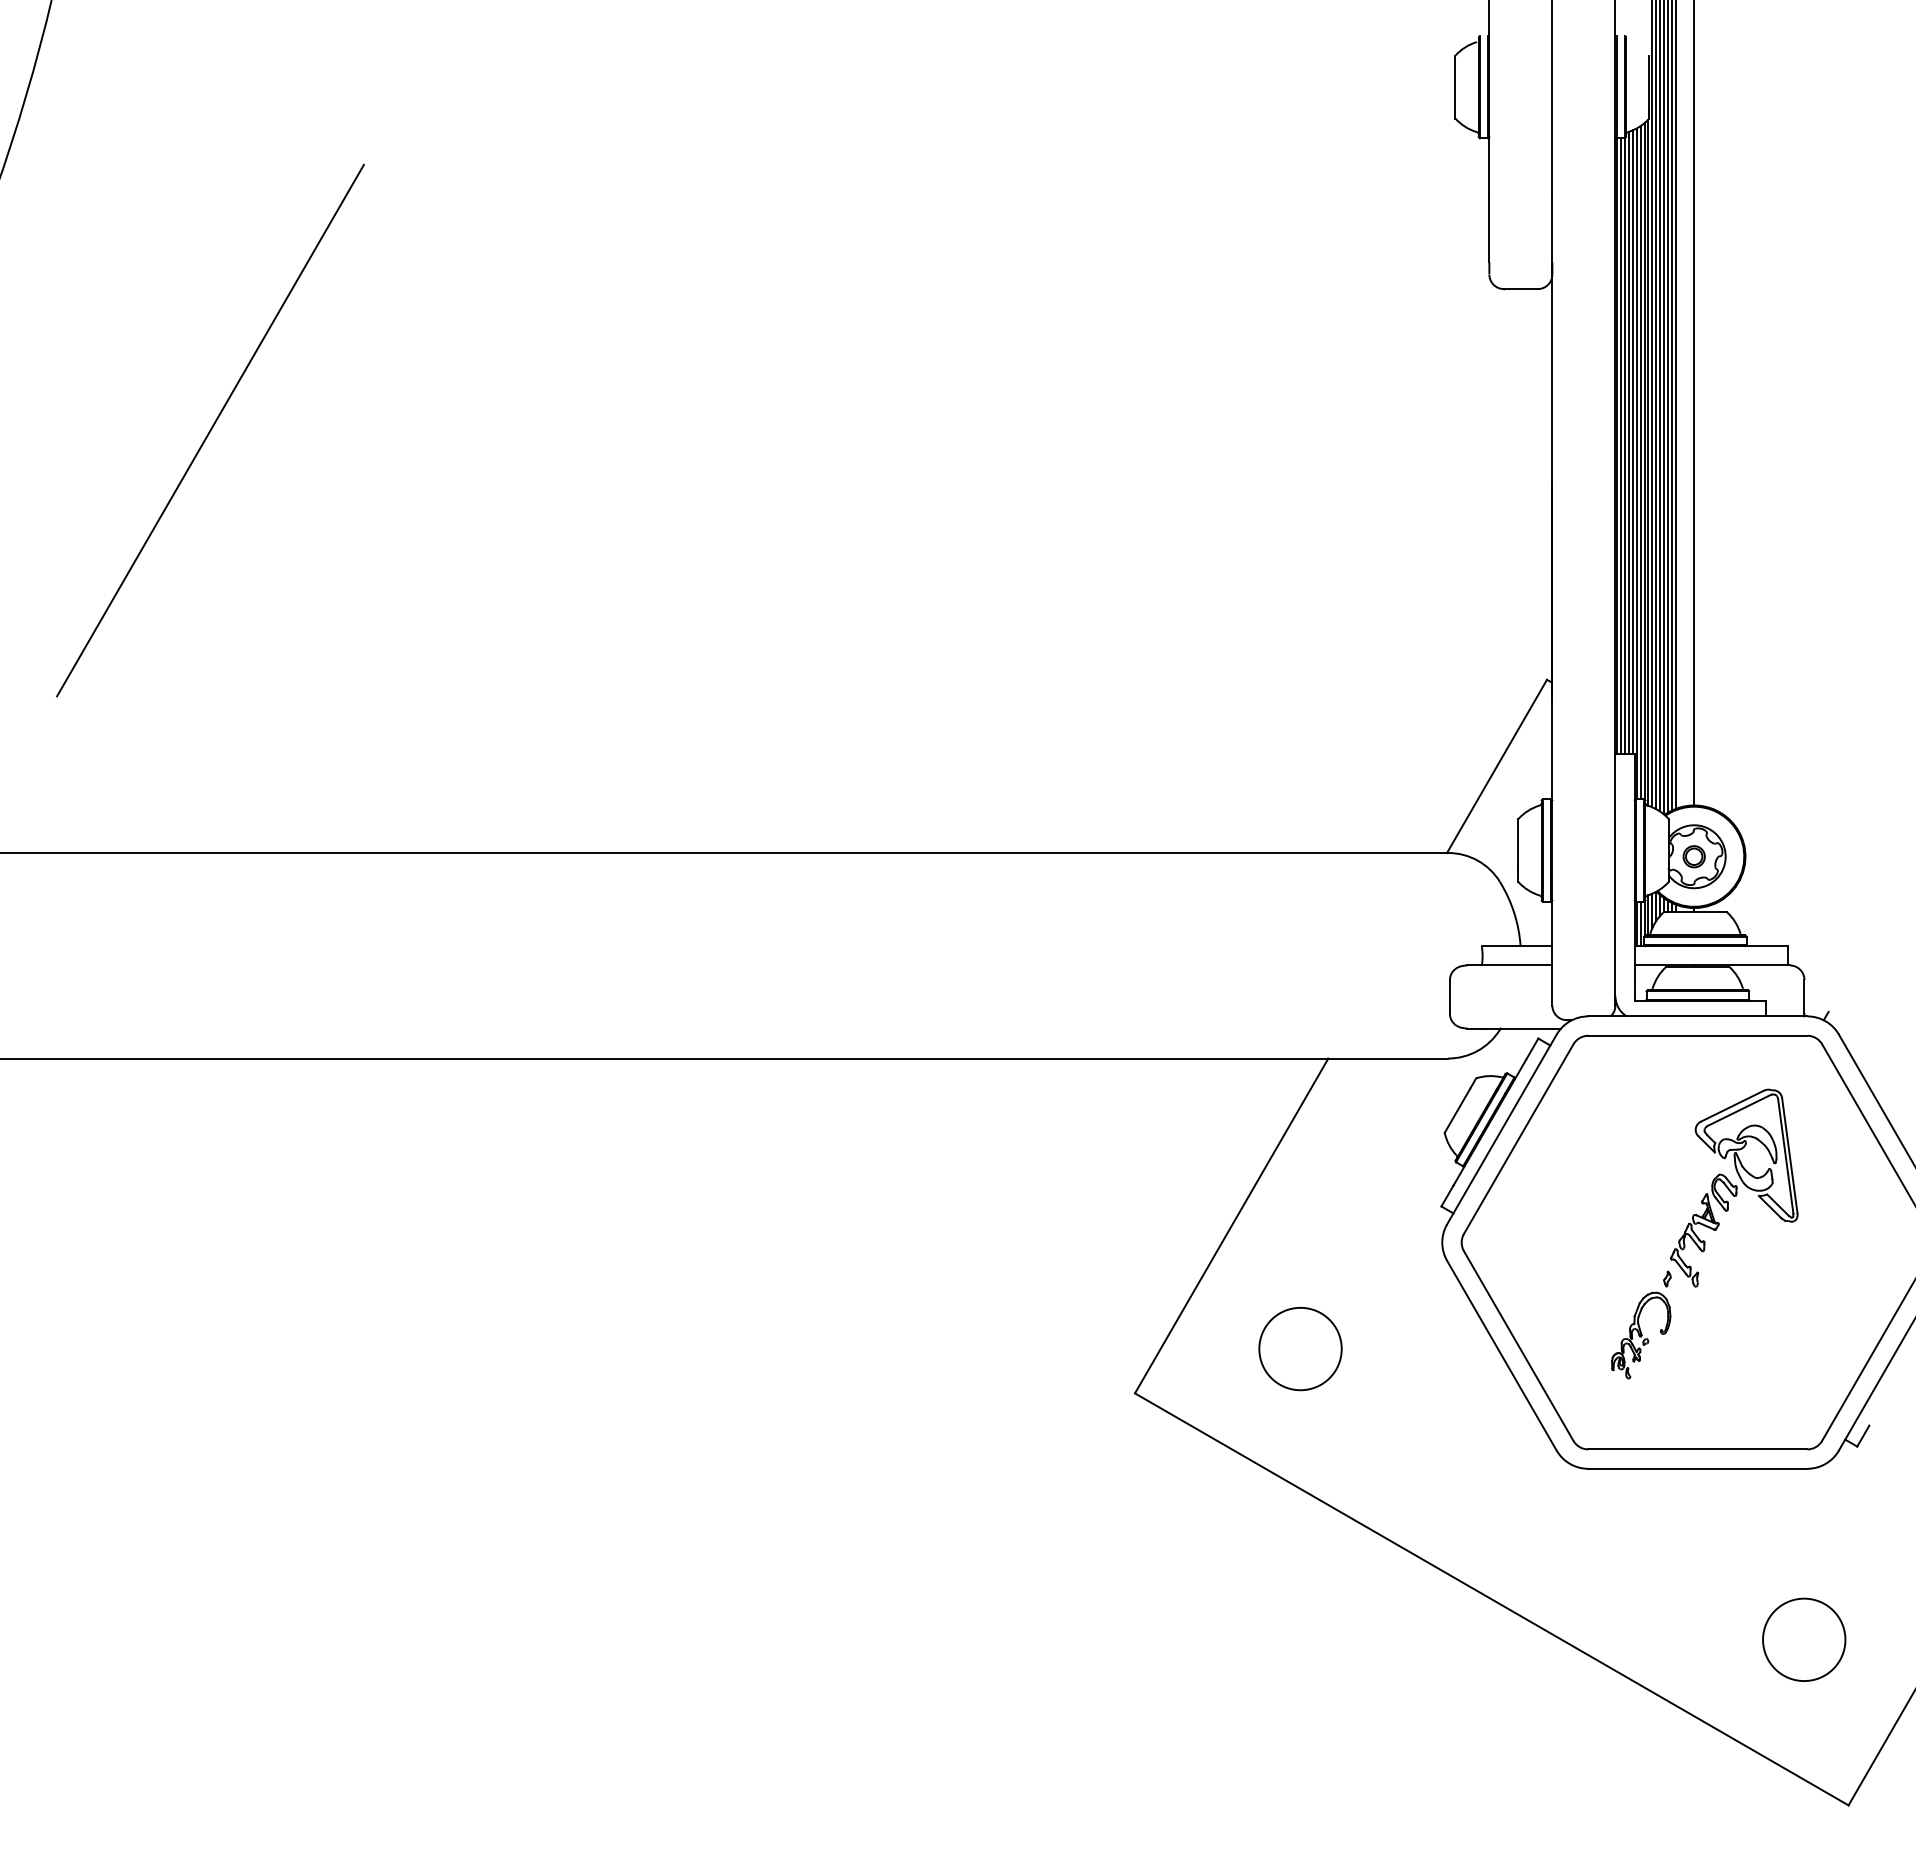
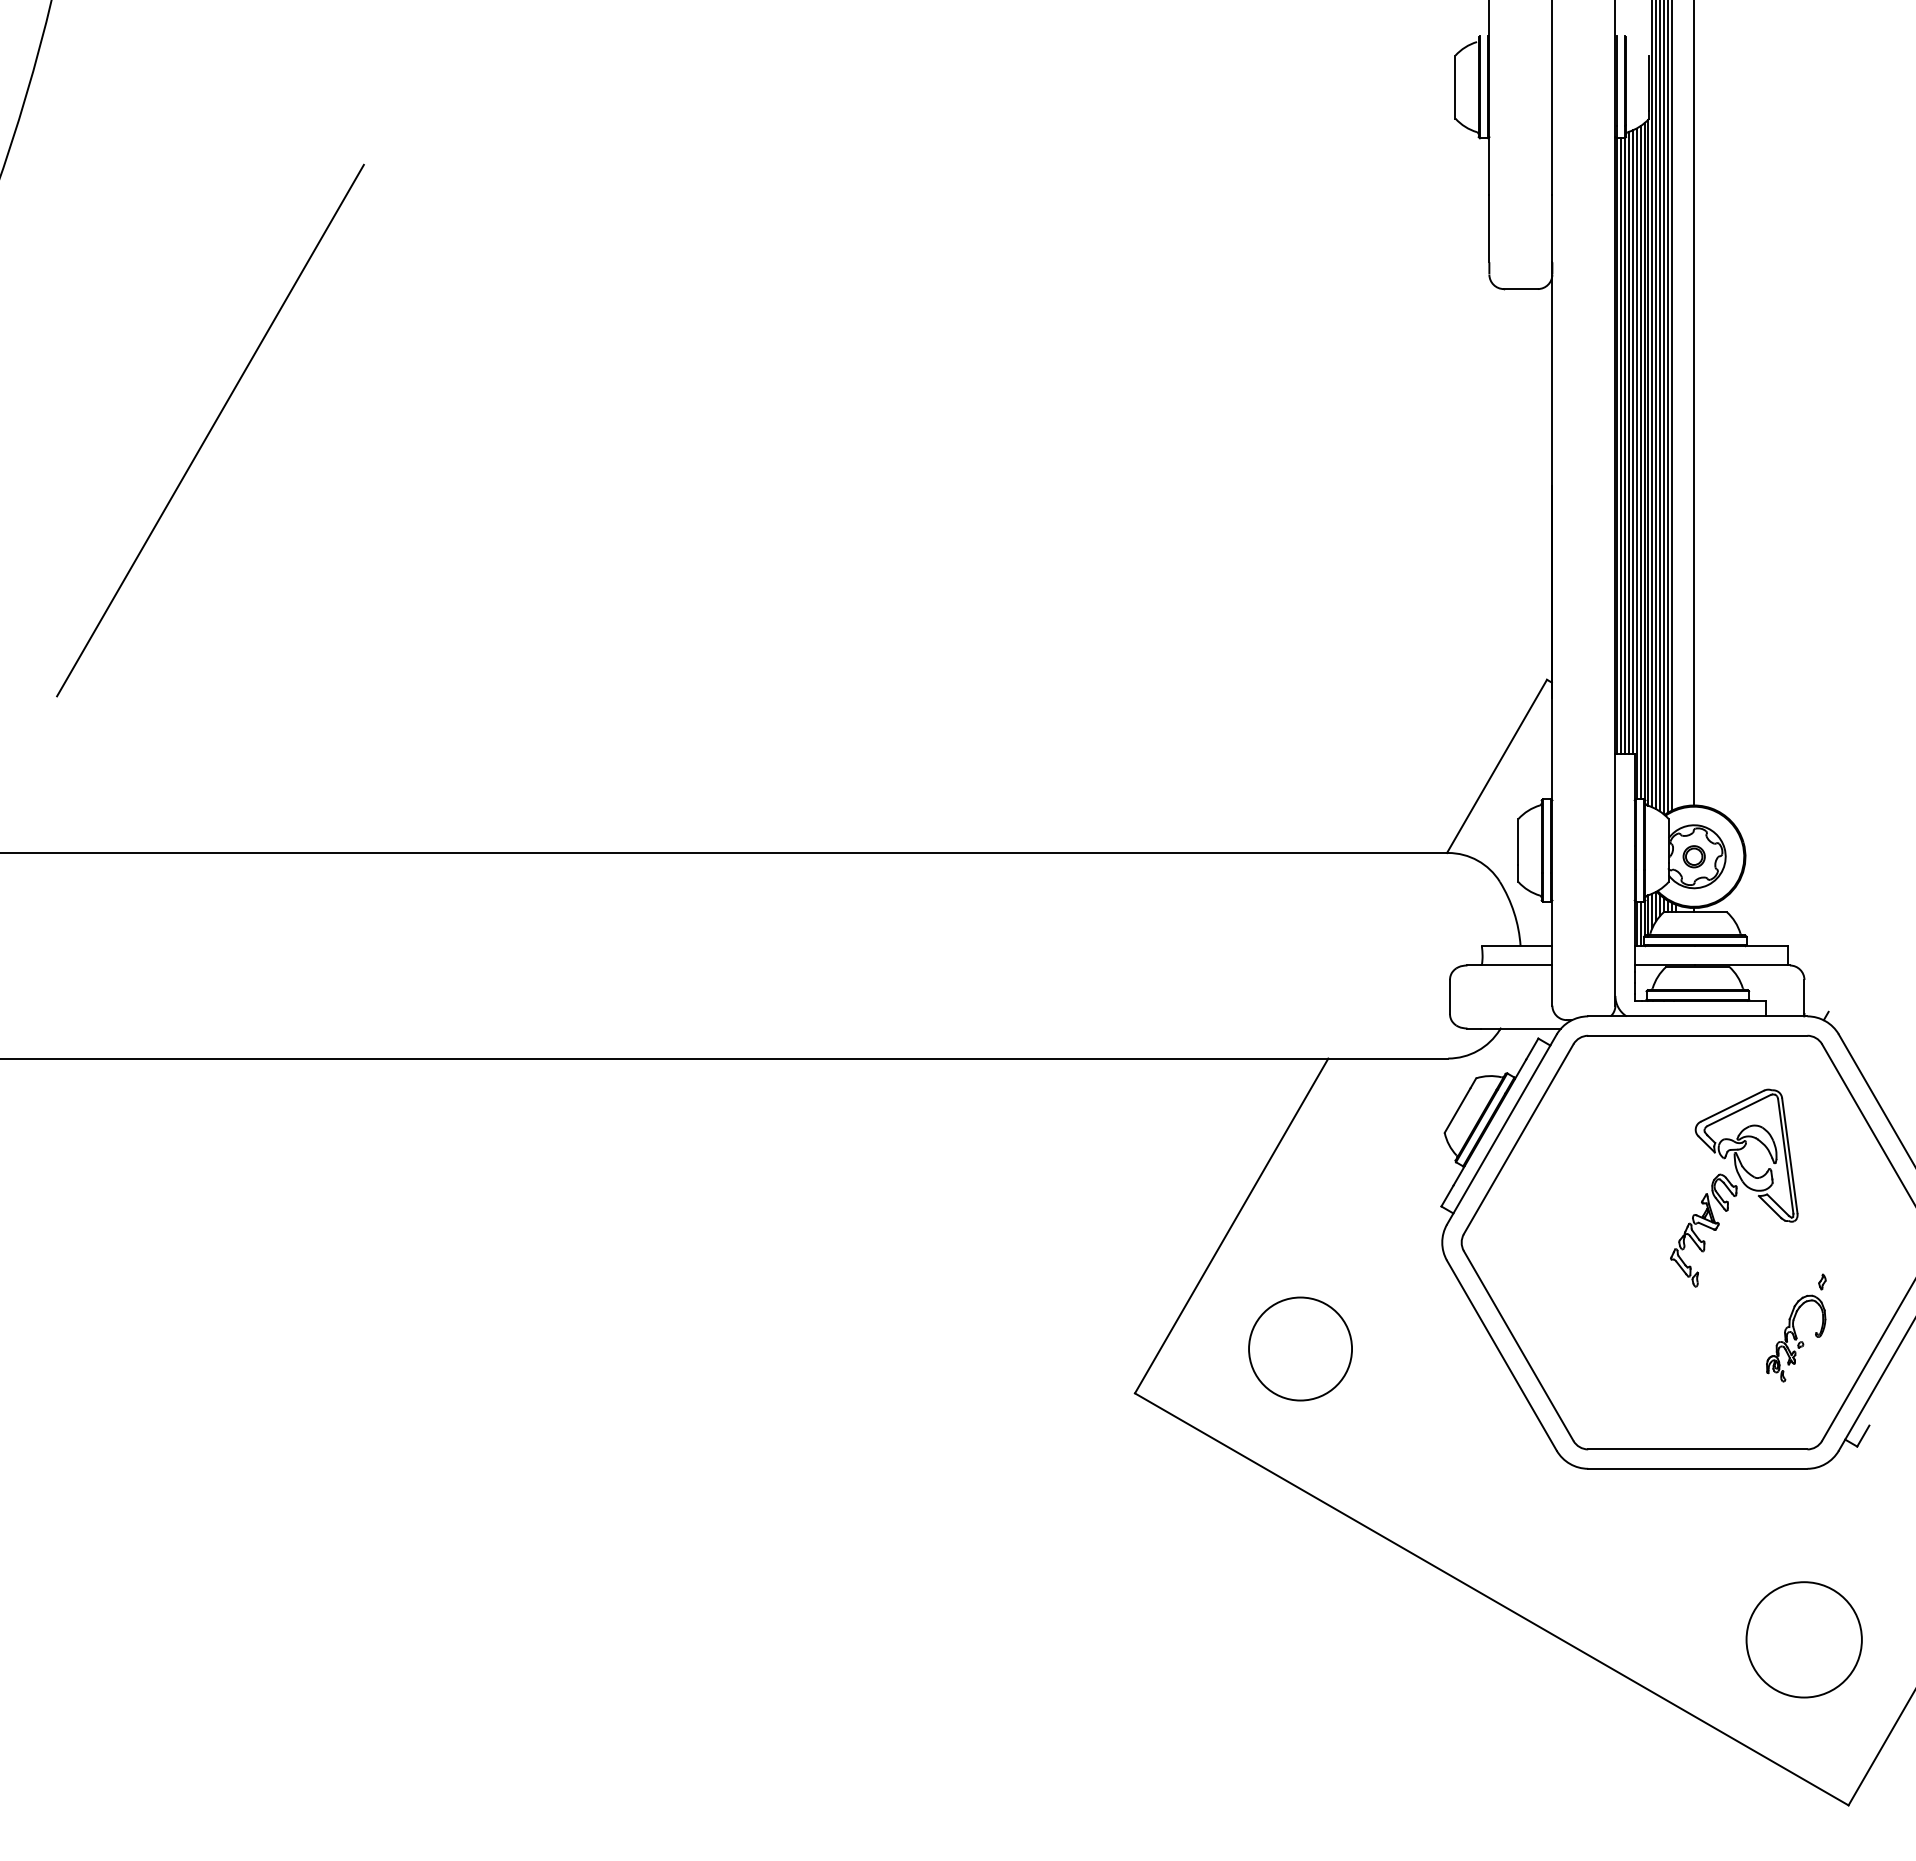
line: present -> none (1675, 405)
part position: (1641, 1324) -> (1796, 1327) (1796, 1327)
circle diameter: 82 px -> 103 px (1300, 1348)
circle diameter: 82 px -> 115 px (1803, 1639)
